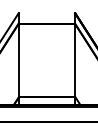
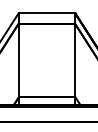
line: none -> present (46, 13)
